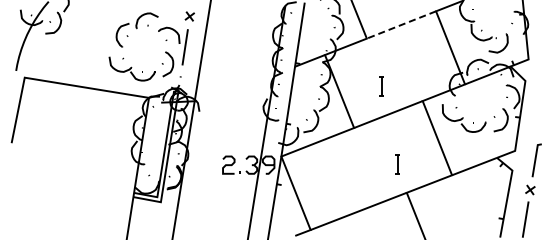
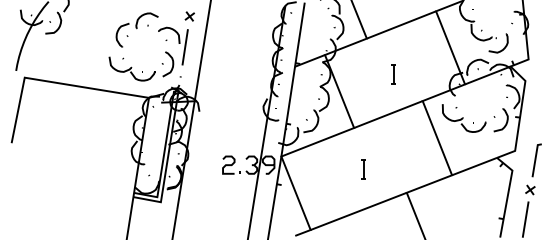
line: dashed -> solid (401, 25)
part position: (381, 86) -> (393, 74) (393, 74)
part position: (397, 164) -> (363, 169) (363, 169)
